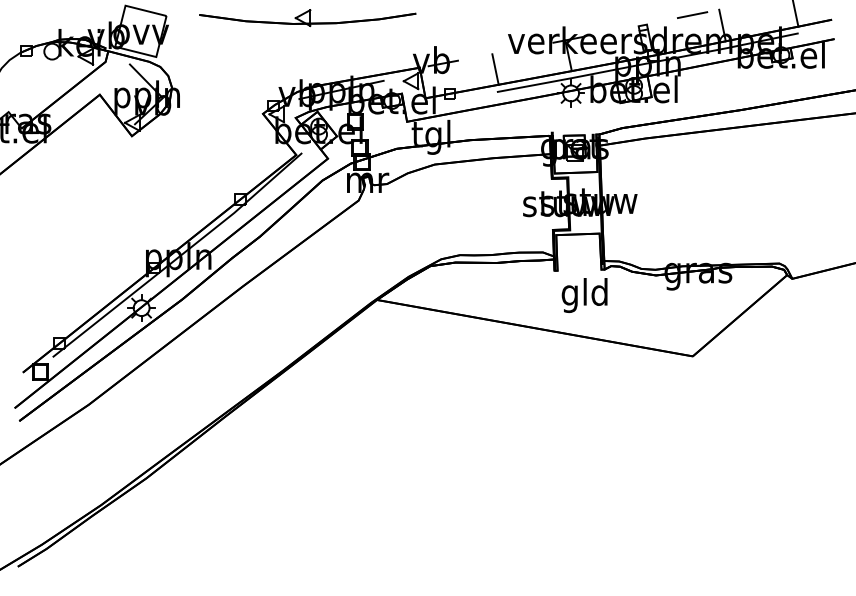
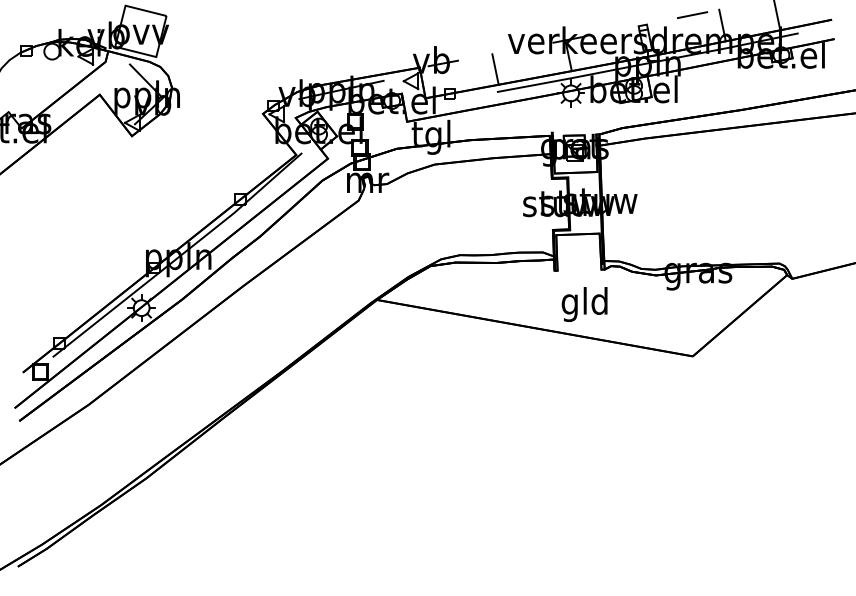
line position: (795, 14) -> (777, 16) (777, 16)
part: present -> none (307, 18)
text position: (584, 295) -> (584, 304) (584, 304)
